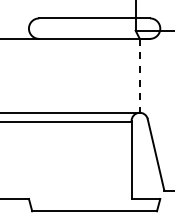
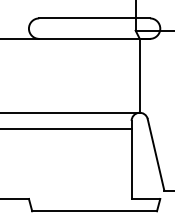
line: dashed -> solid (139, 75)
line position: (66, 122) -> (66, 129) (66, 129)
